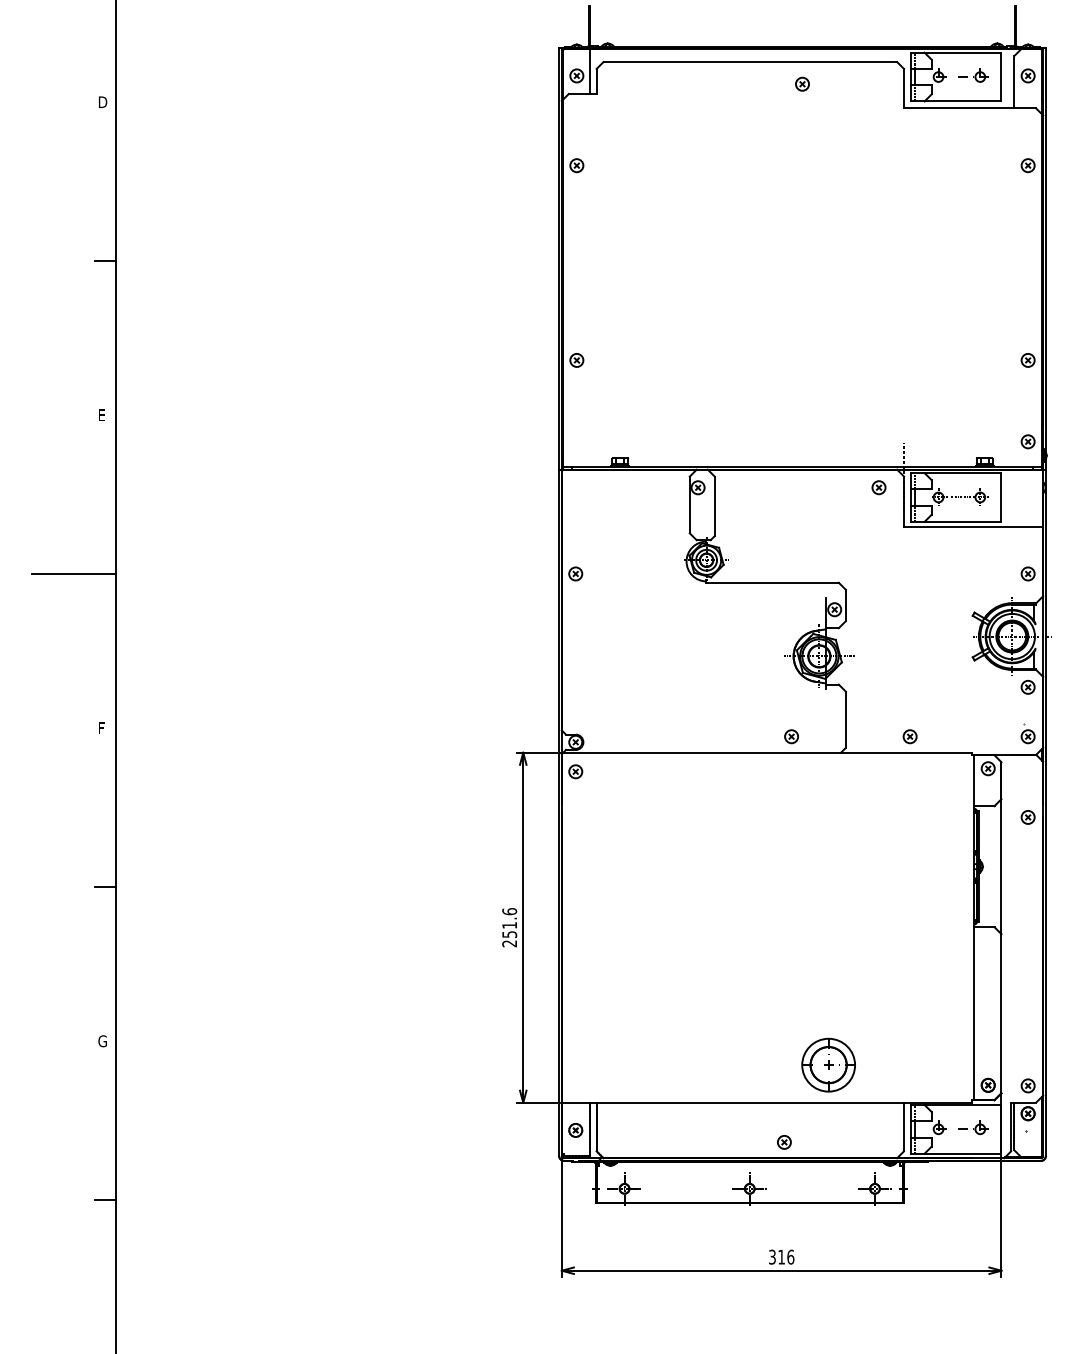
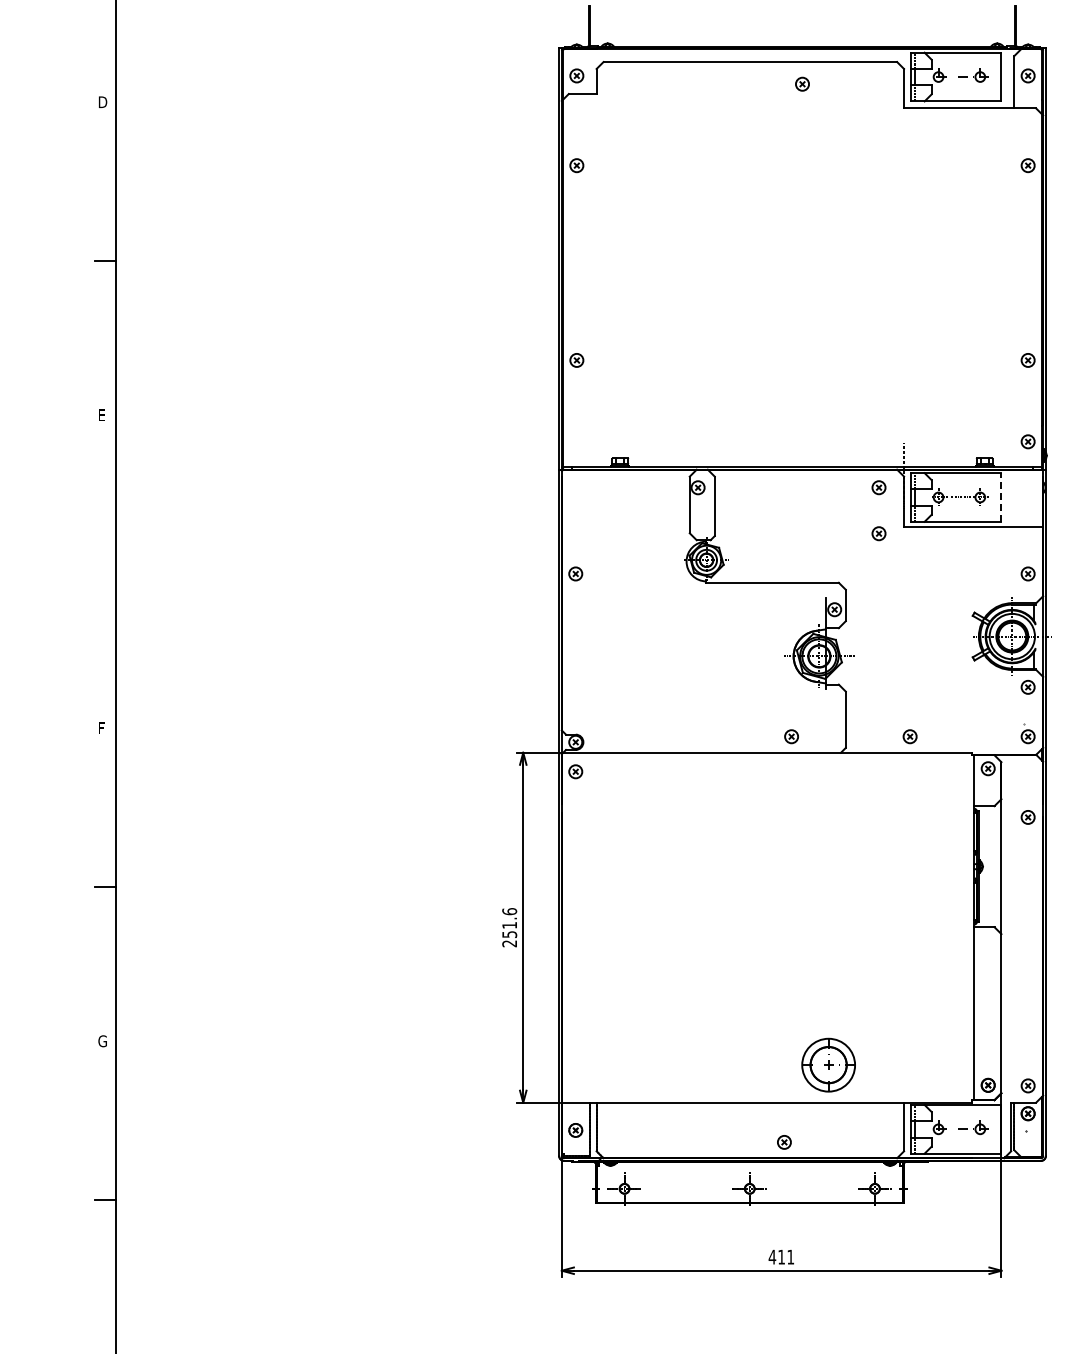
line: present -> none (589, 71)
line: solid -> dashed (1001, 496)
part: none -> present (878, 533)
line: present -> none (73, 573)
text: 316 -> 411 (781, 1256)
